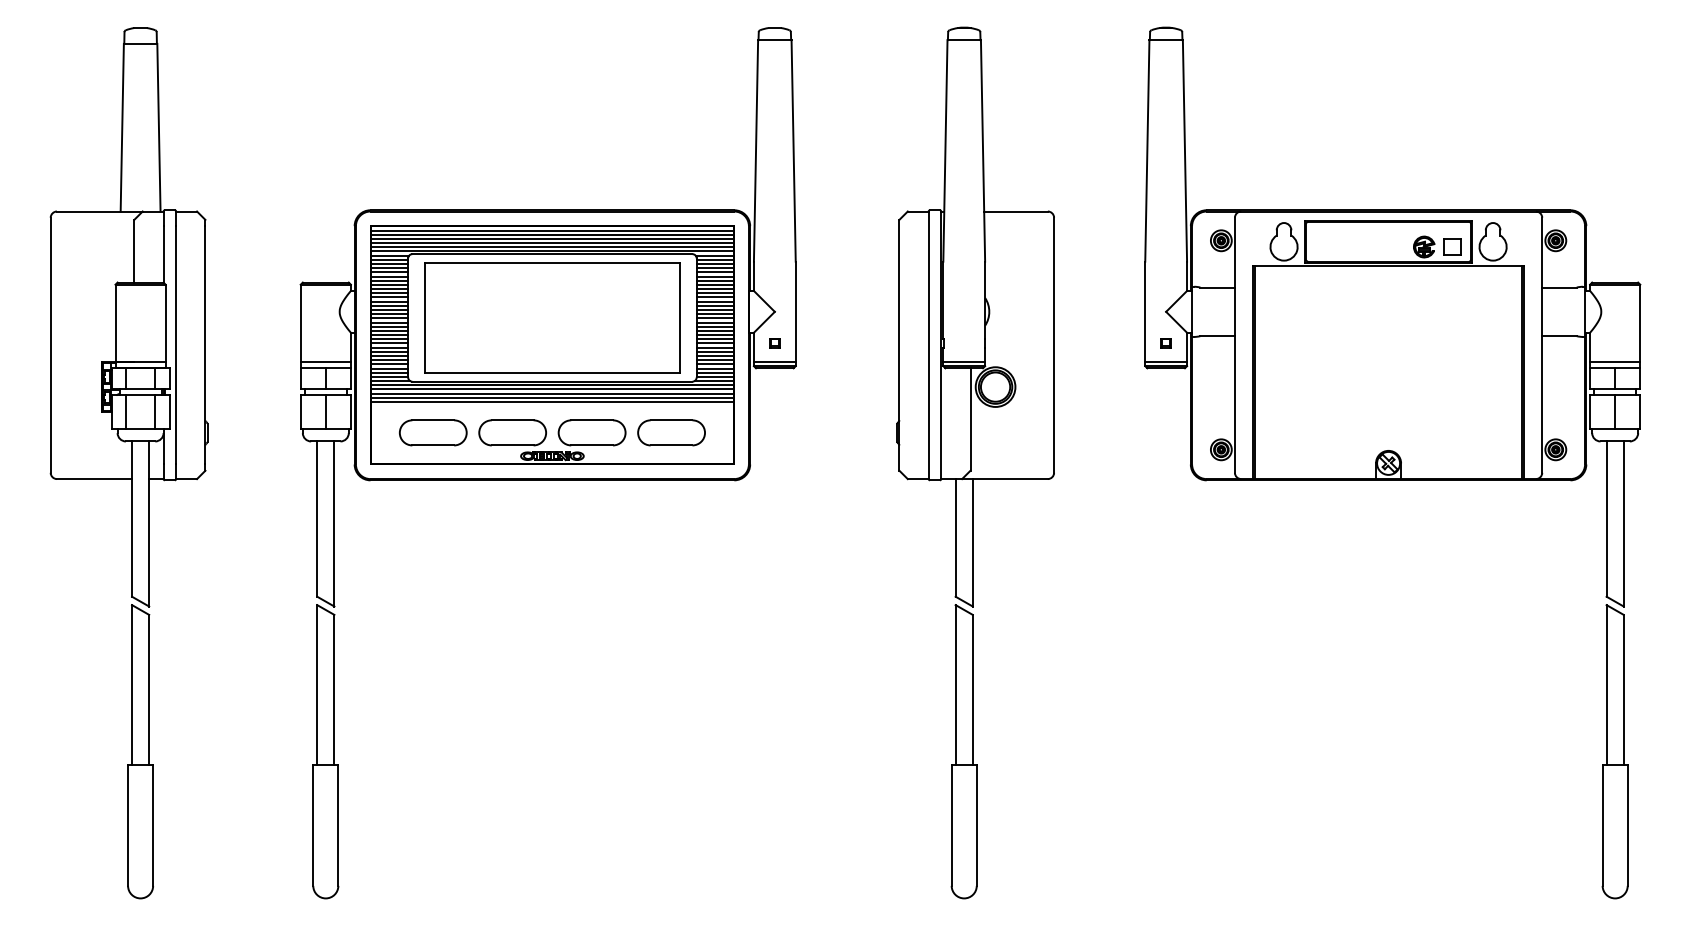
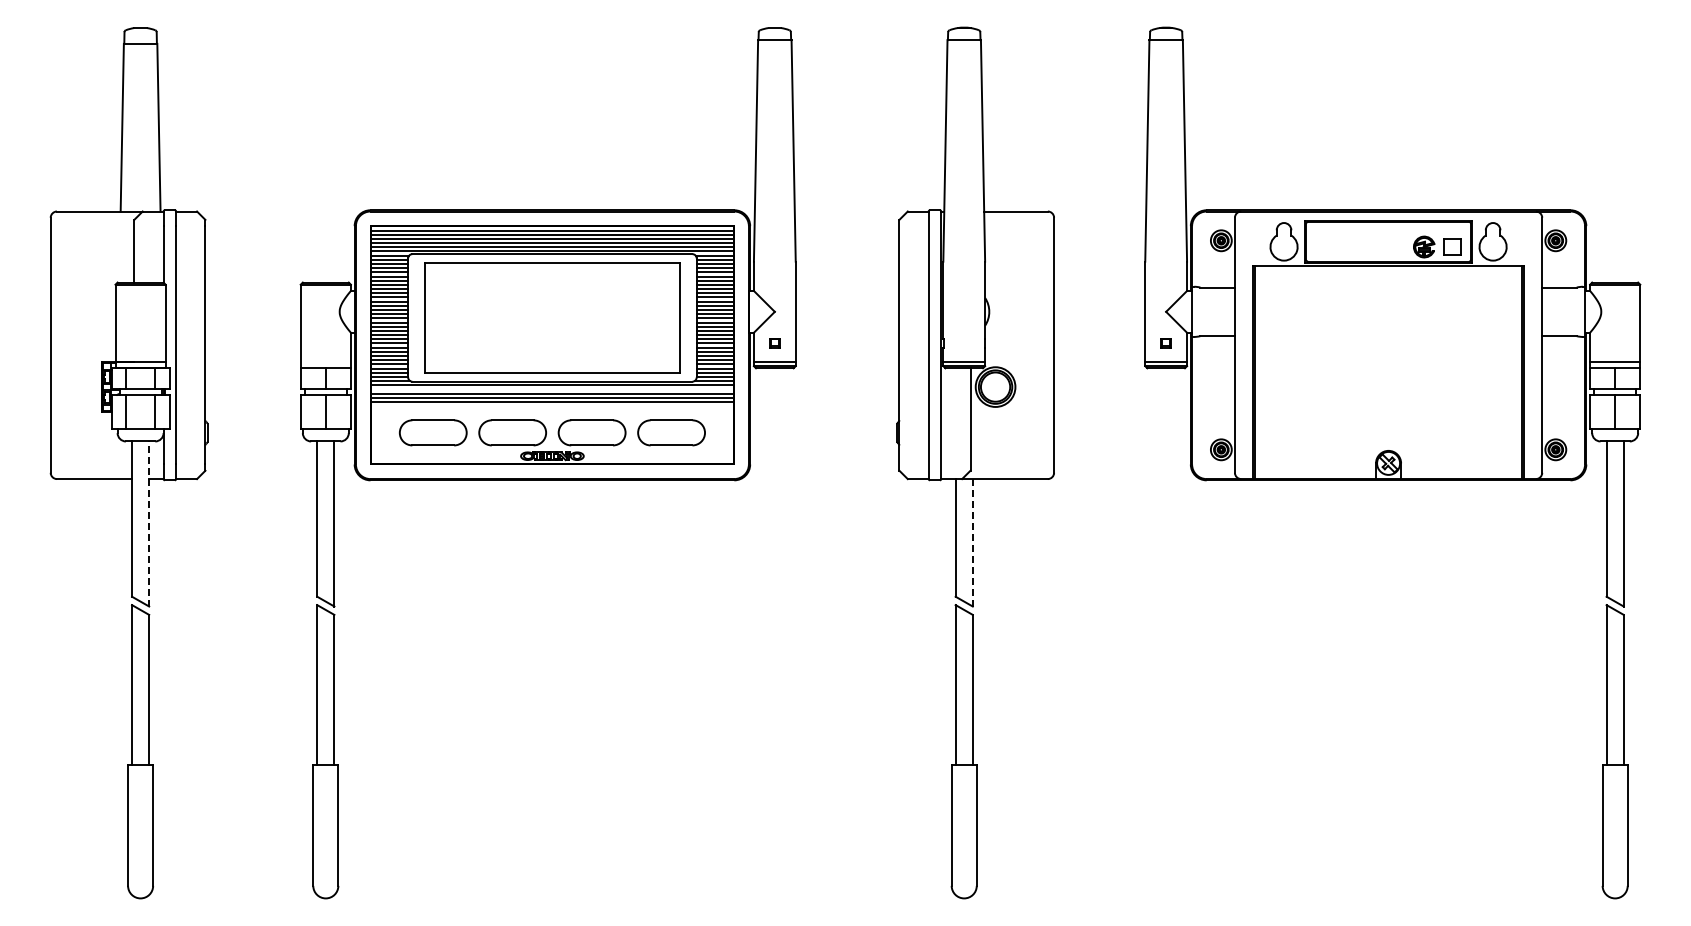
line: present -> none (325, 362)
line: present -> none (552, 389)
line: solid -> dashed (149, 523)
line: solid -> dashed (972, 542)
